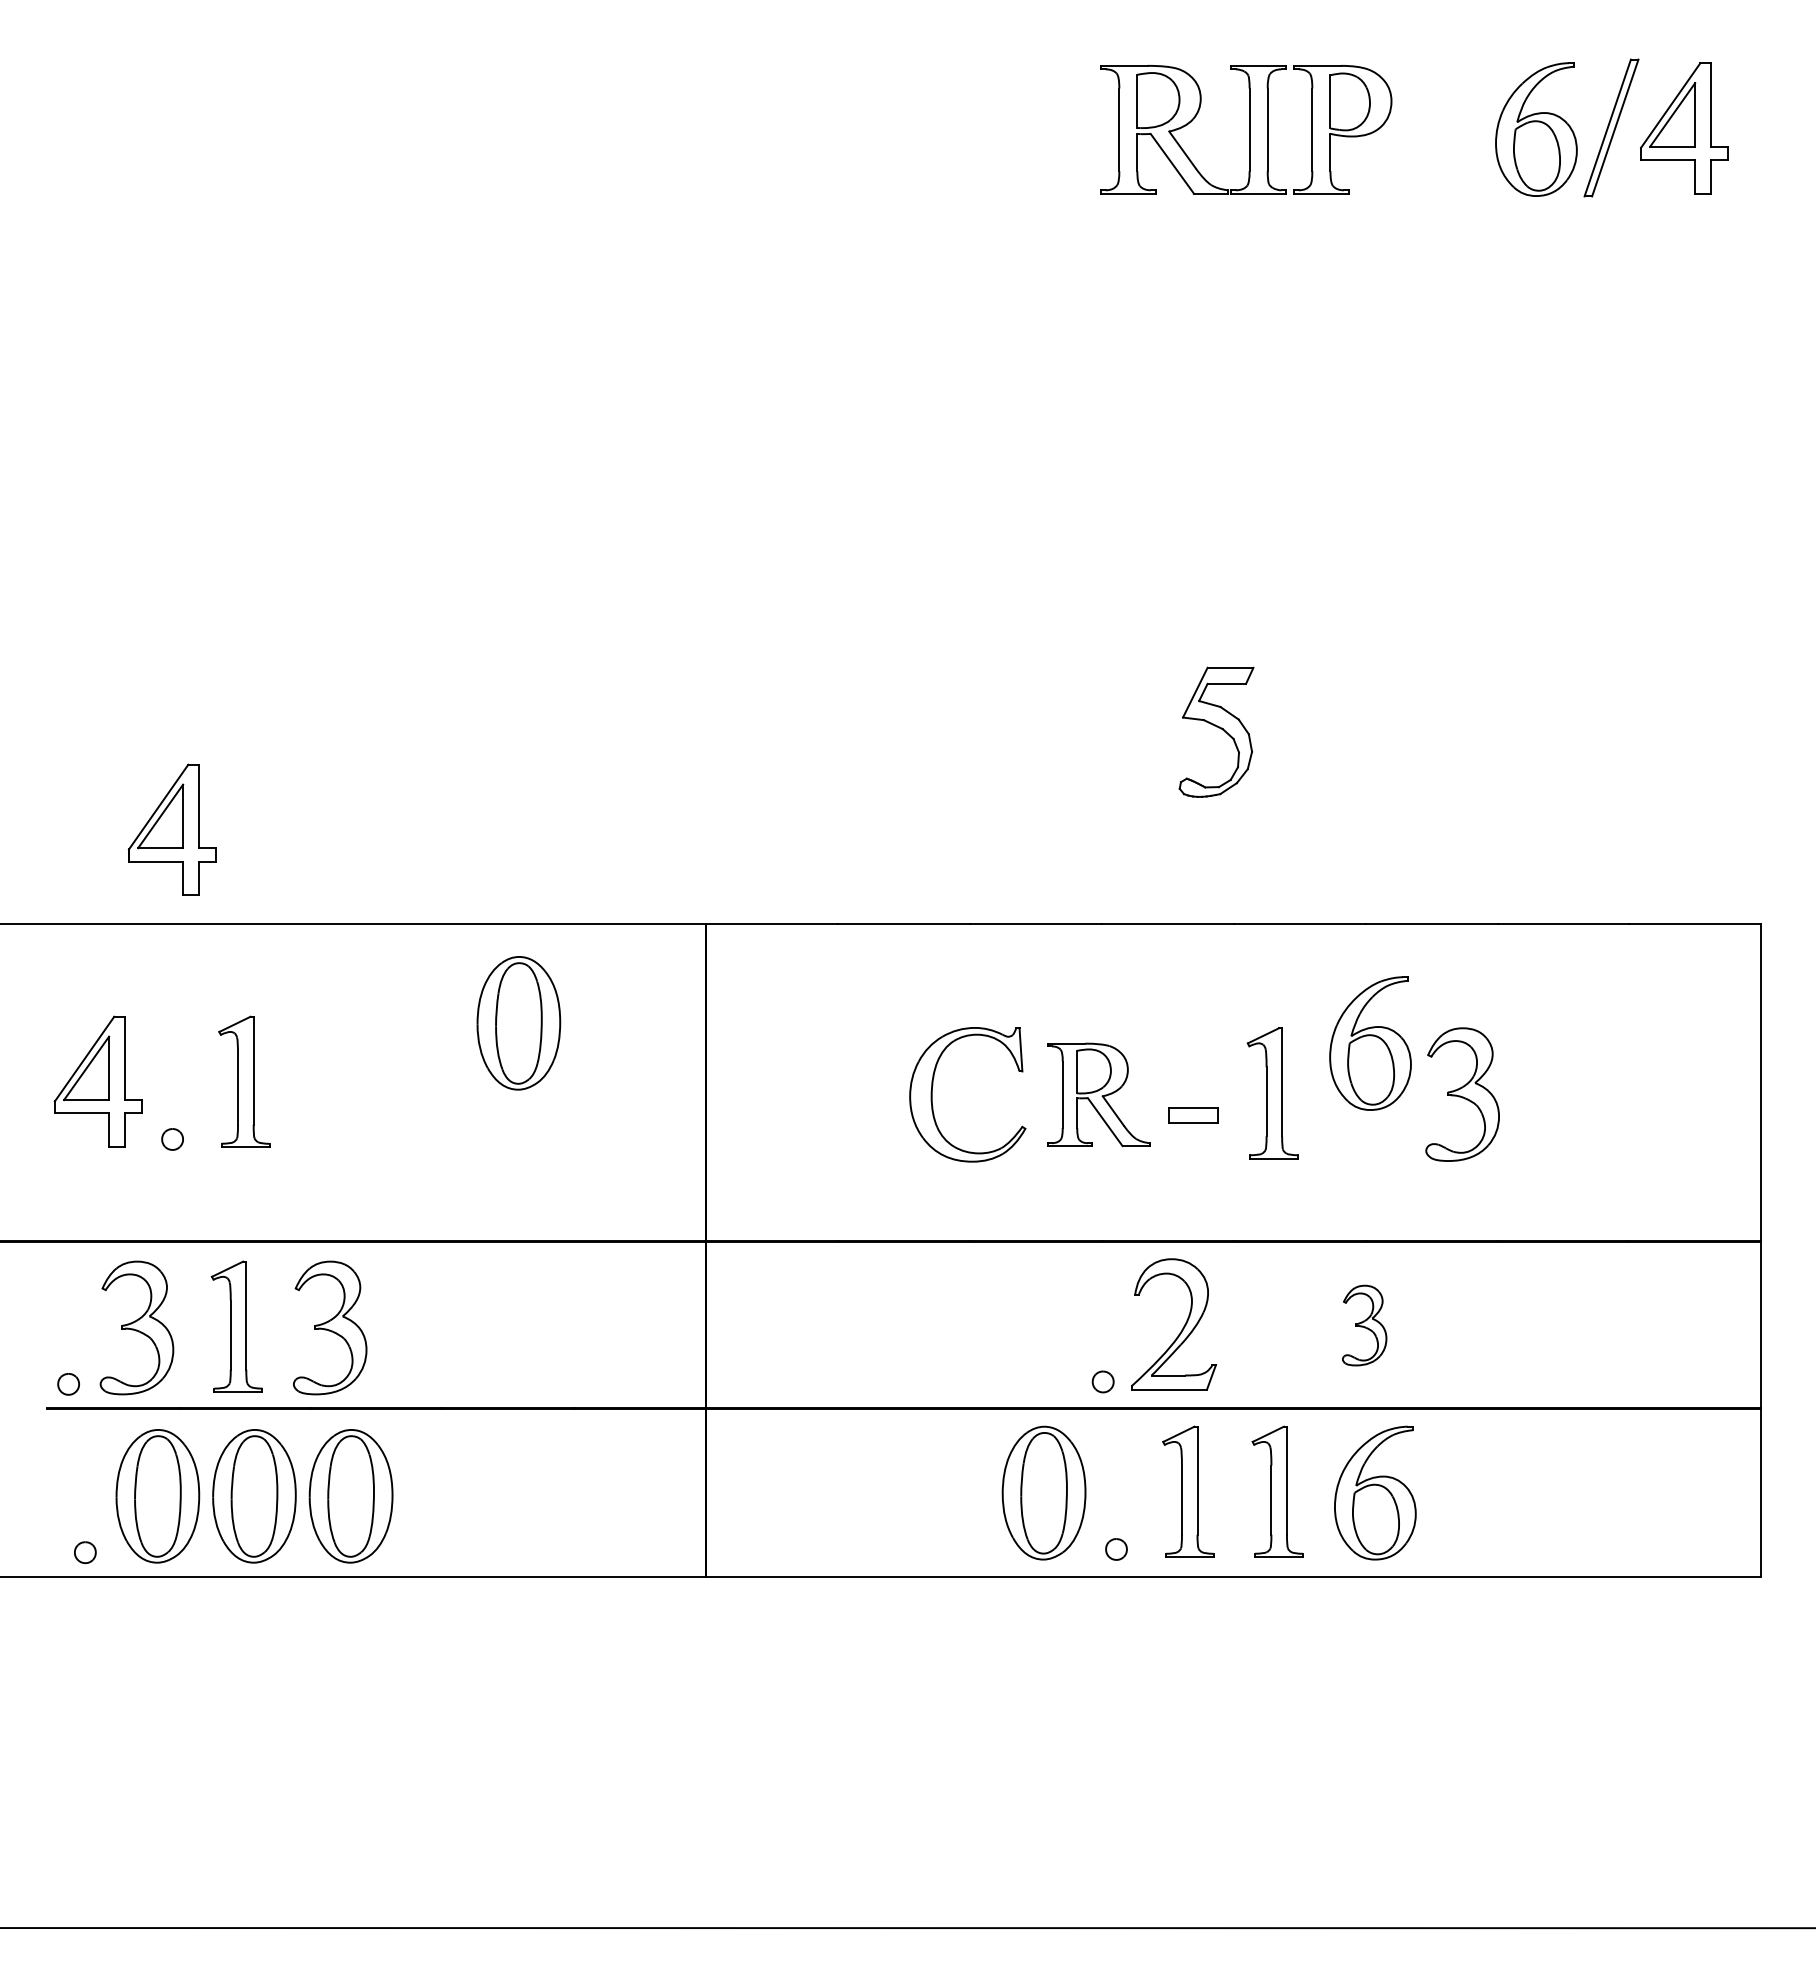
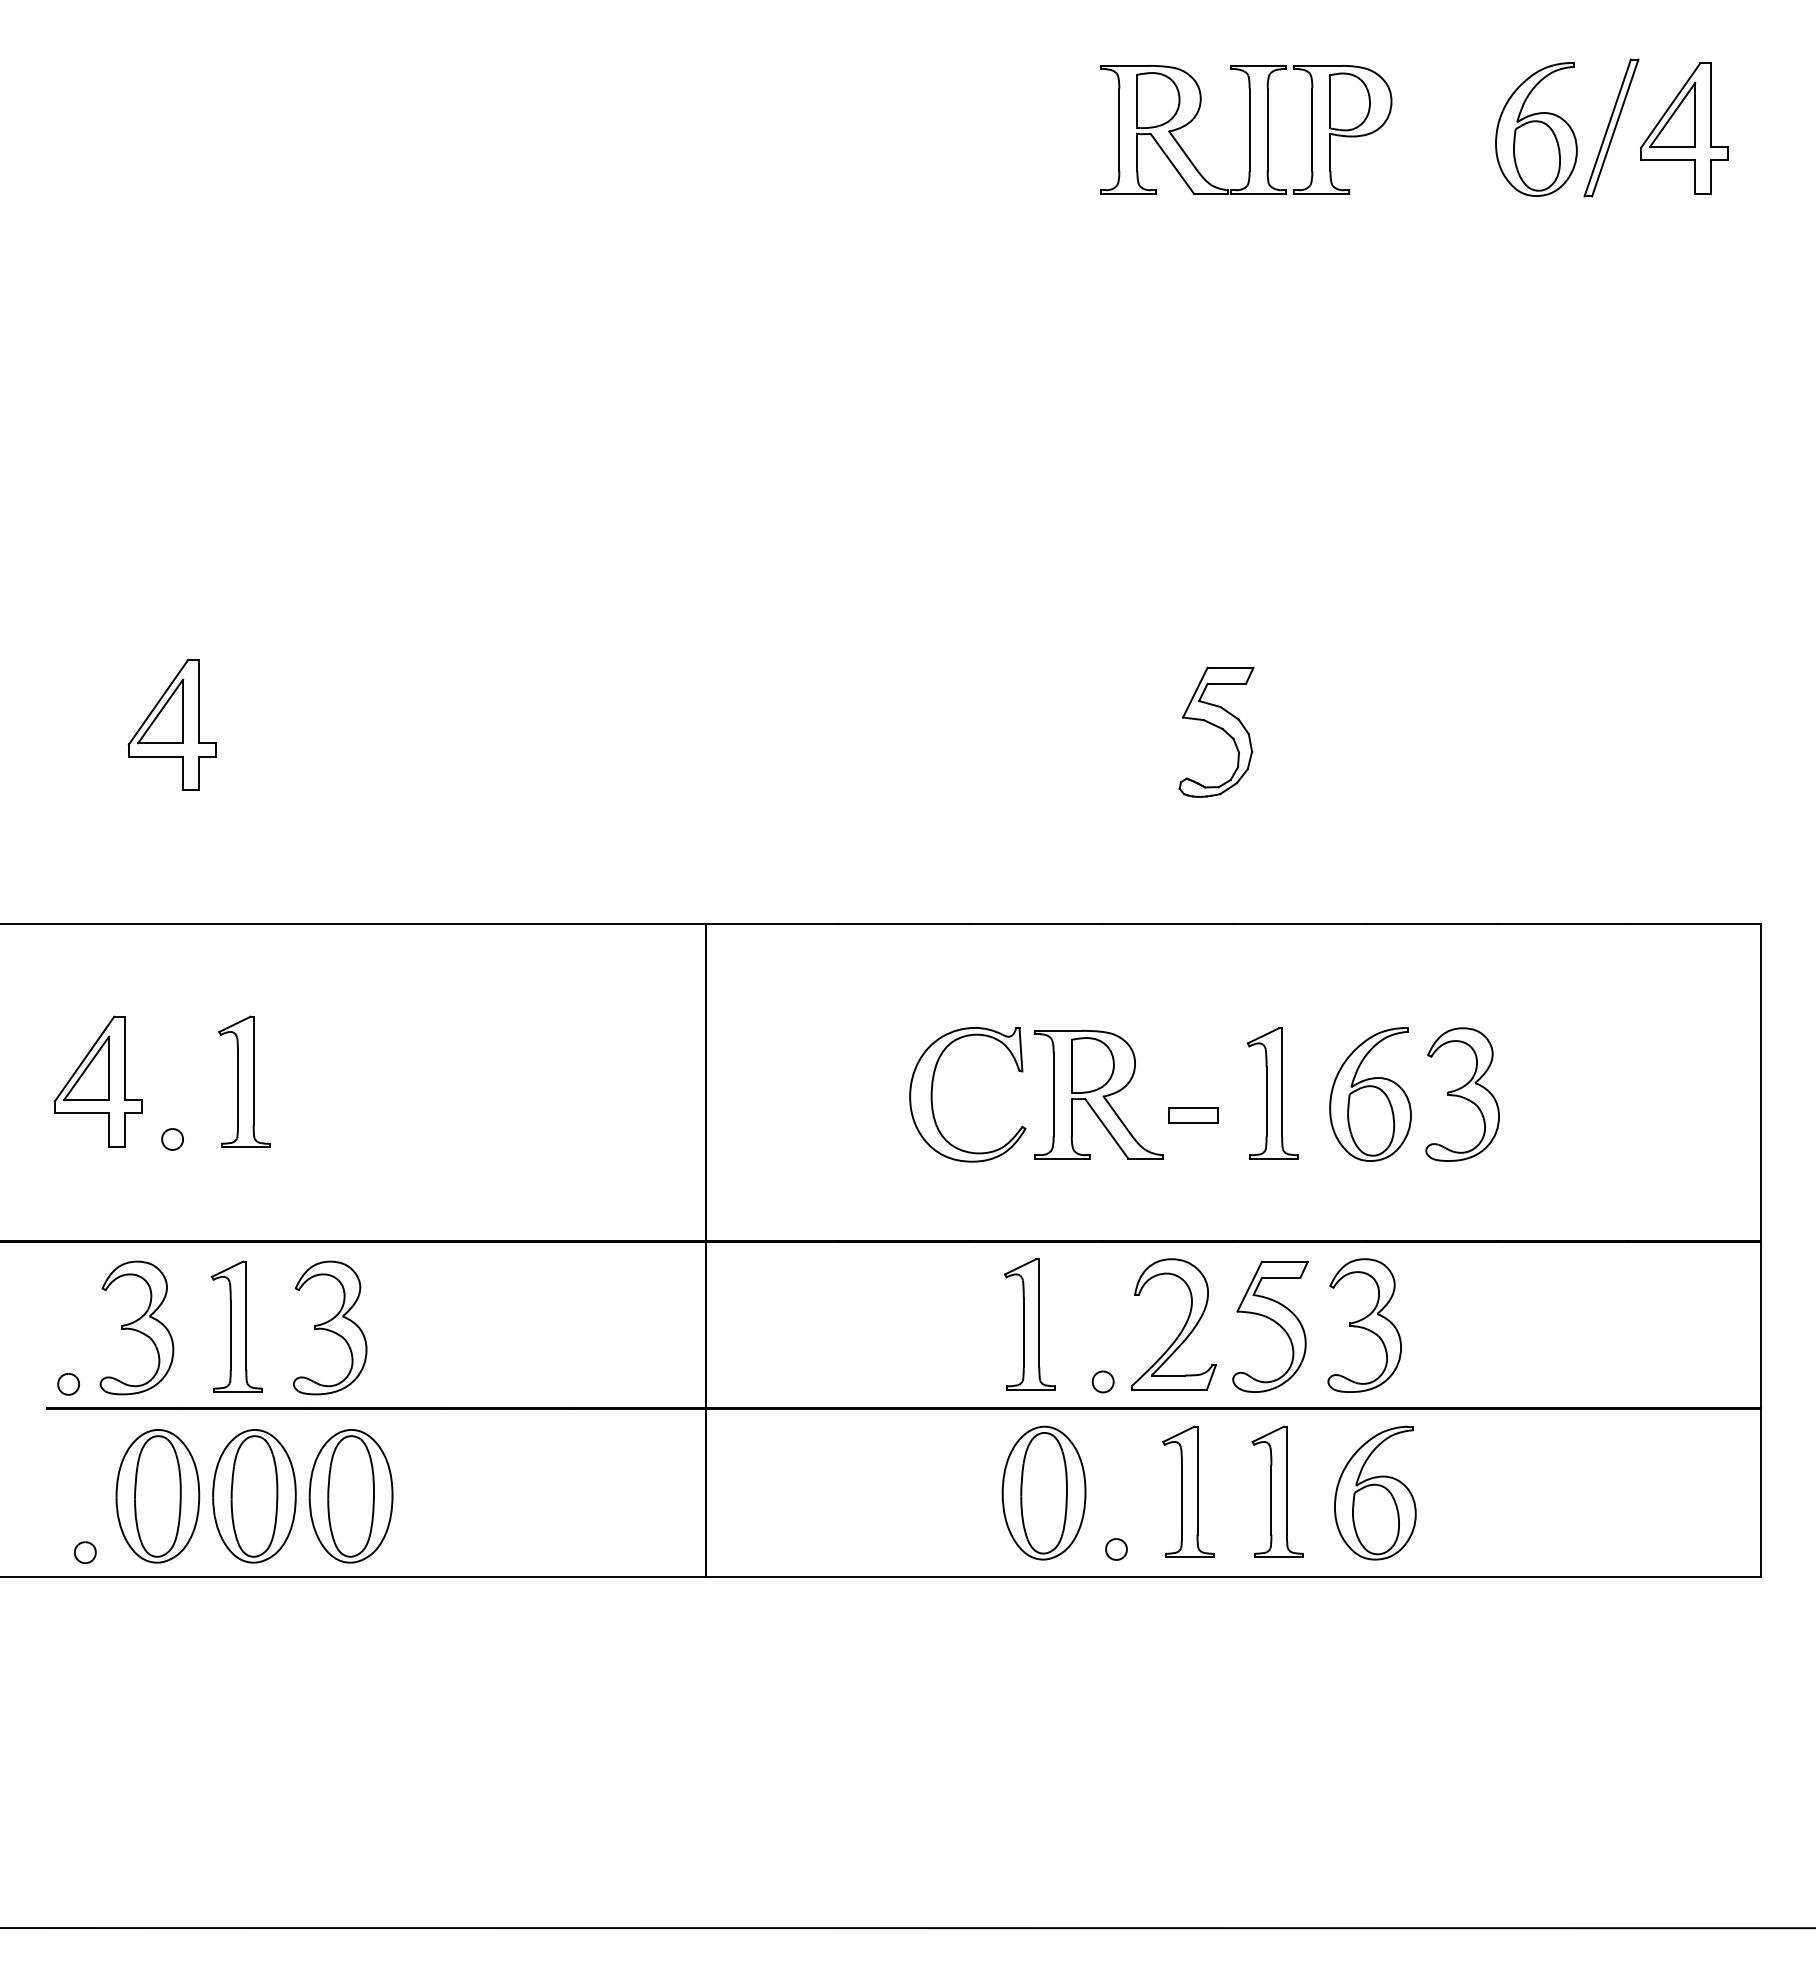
part position: (171, 829) -> (171, 724) (171, 724)
part: present -> none (518, 1023)
part position: (1370, 1043) -> (1370, 1094) (1370, 1094)
part size: 104x106 px -> 130x130 px (1098, 1094)
part: none -> present (1029, 1324)
part size: 46x83 px -> 75x135 px (1364, 1325)
part: none -> present (1270, 1326)
